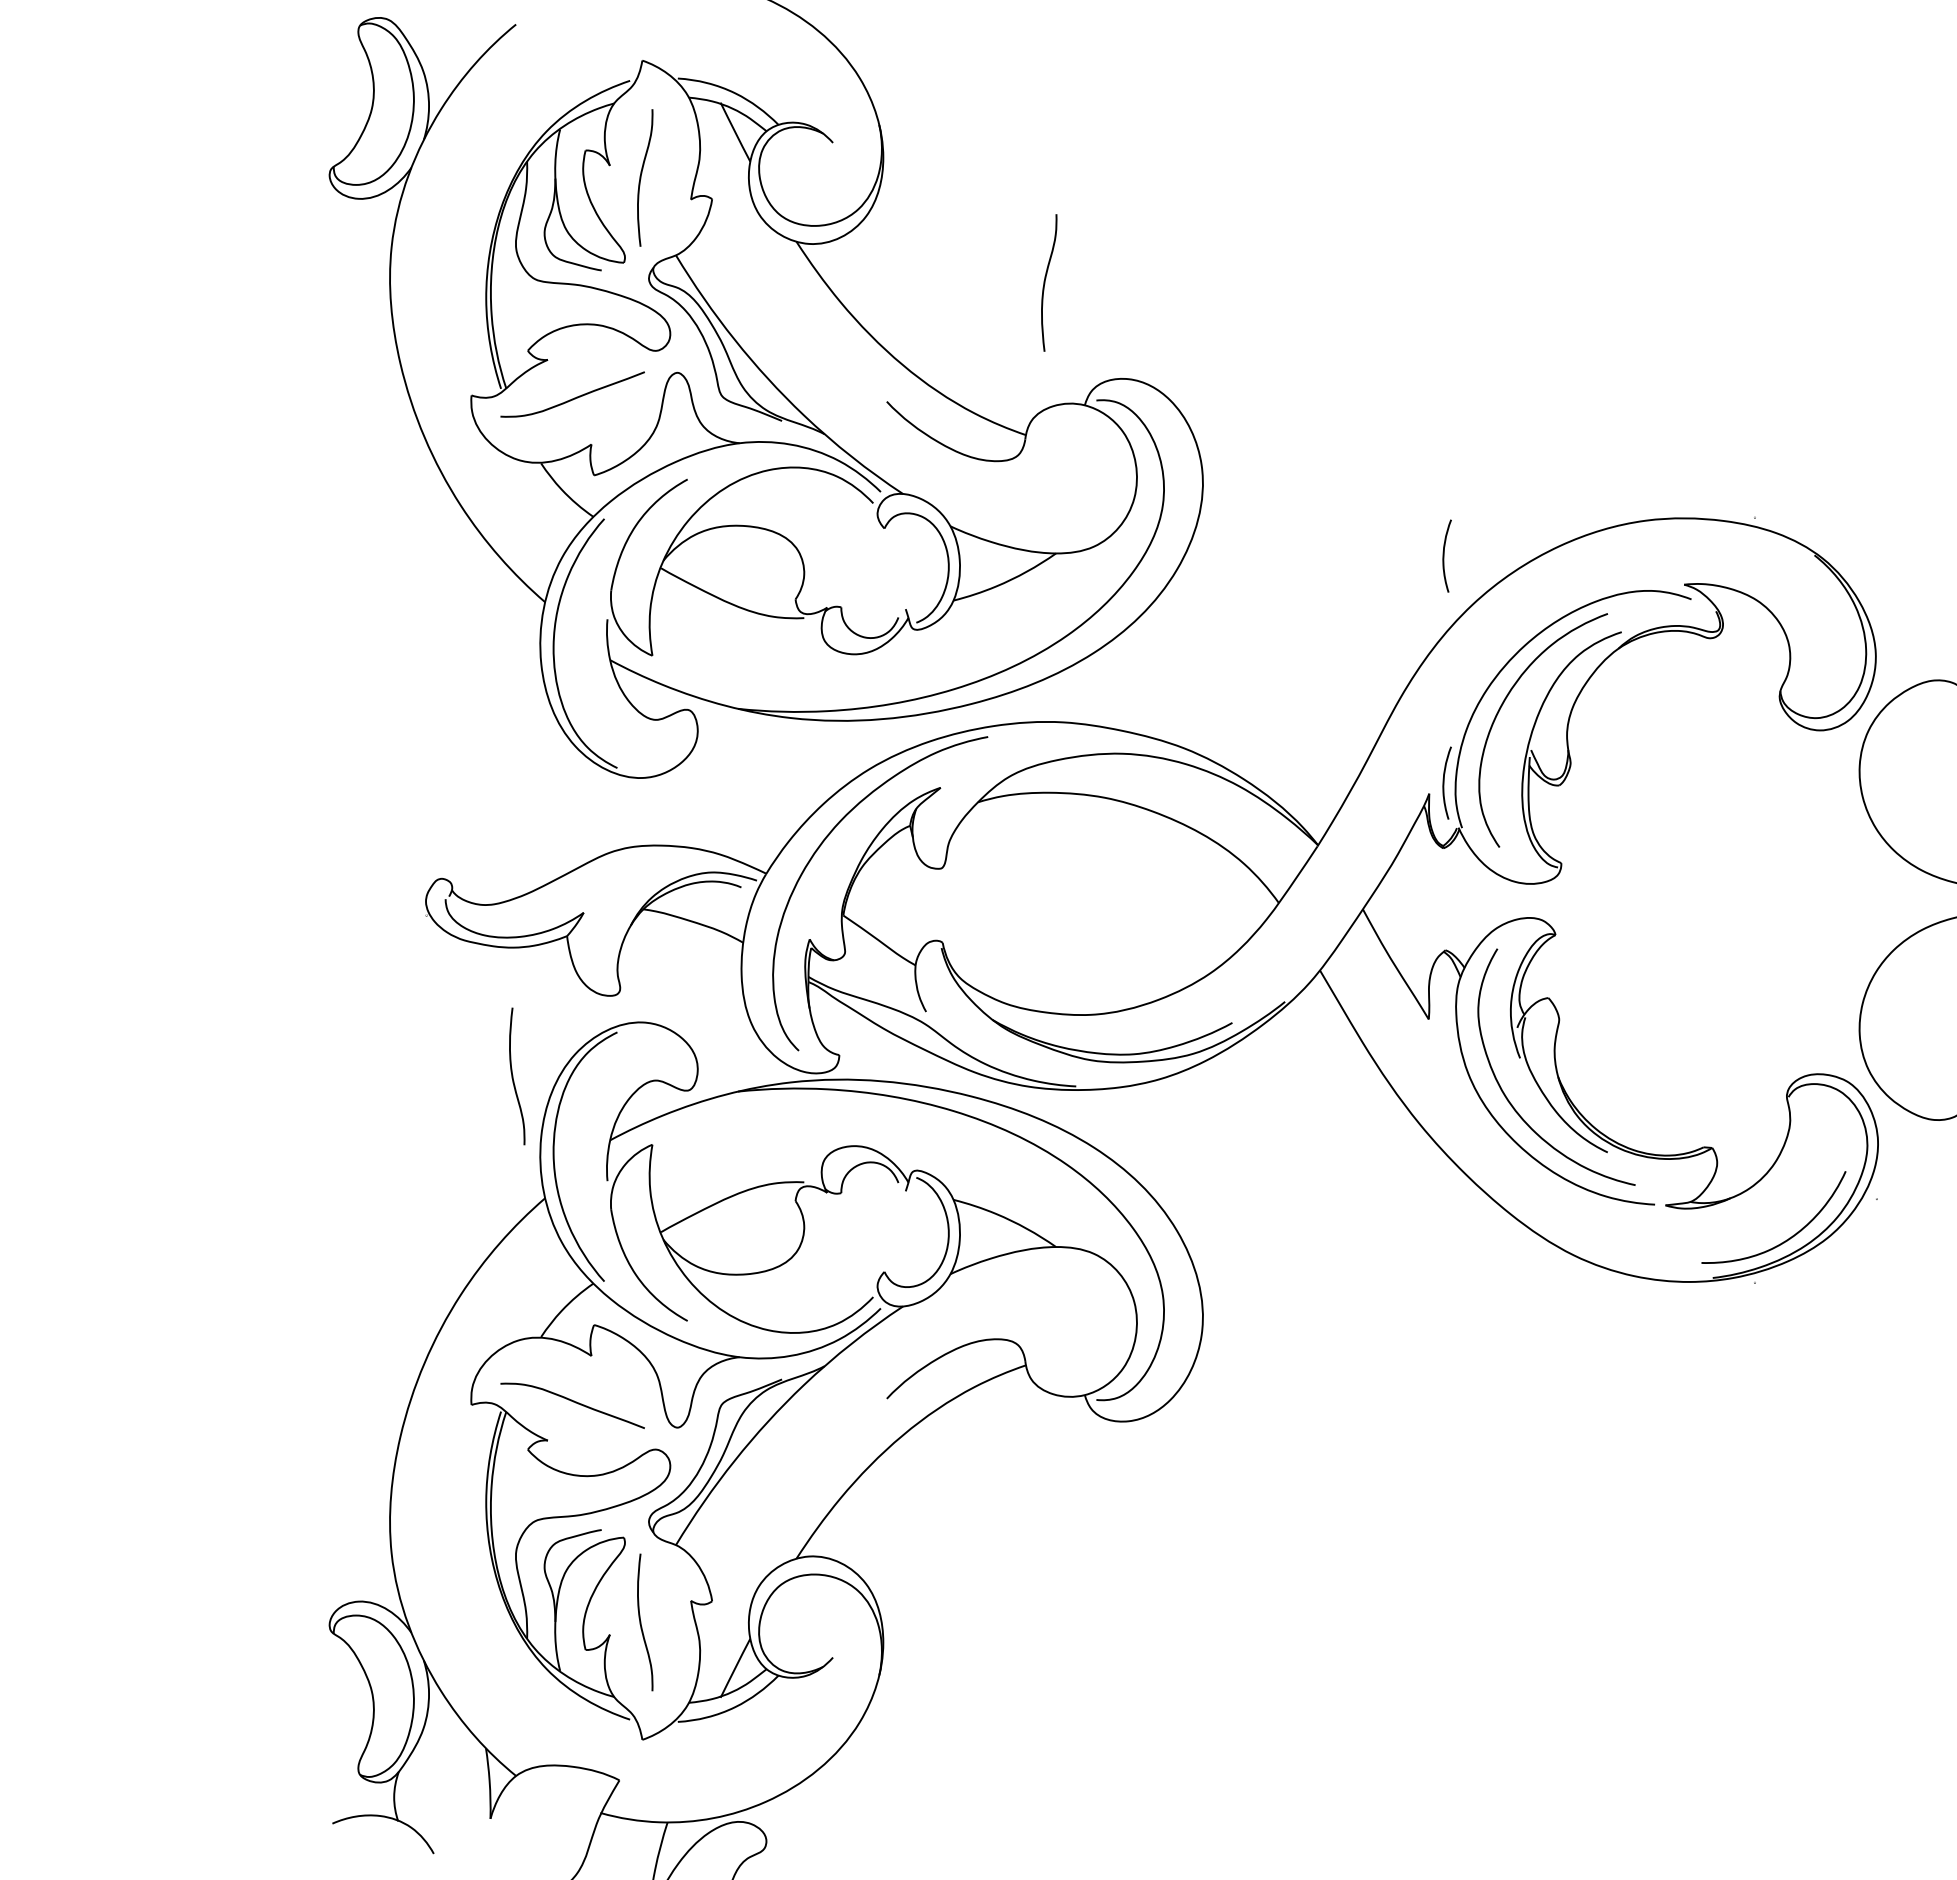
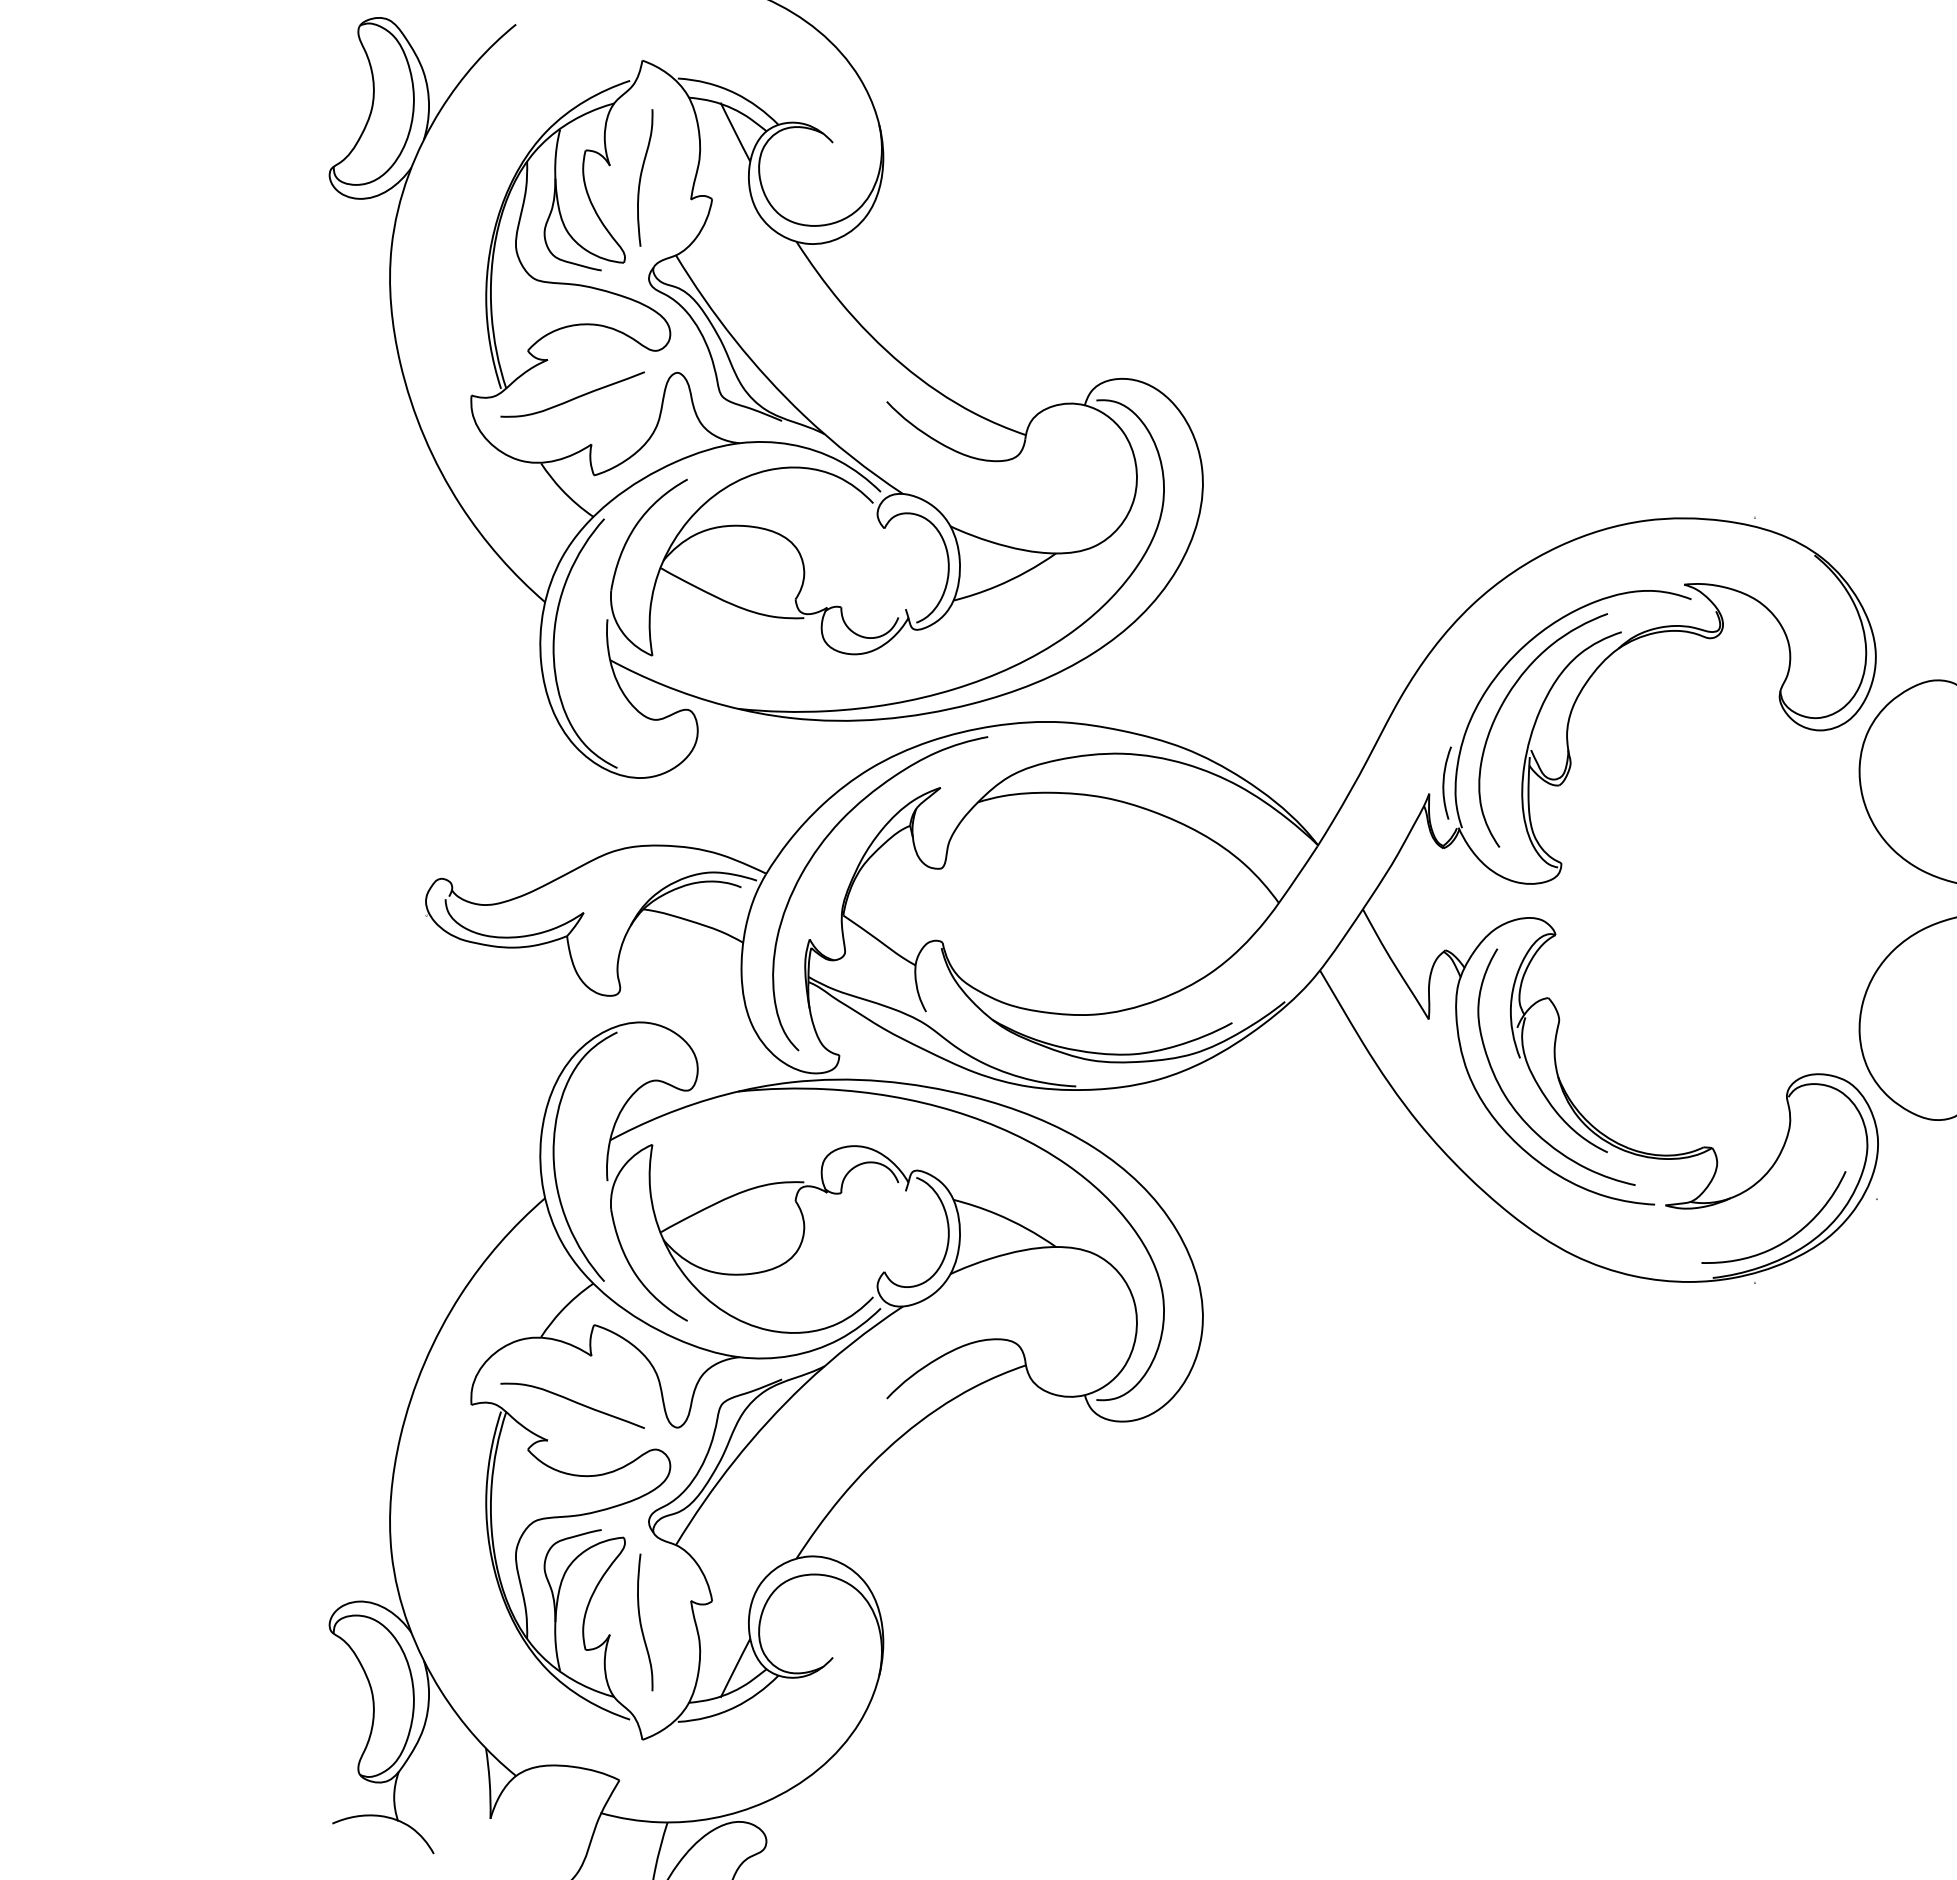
curve: present -> none (1045, 282)
curve: present -> none (1444, 555)
curve: present -> none (513, 1076)
